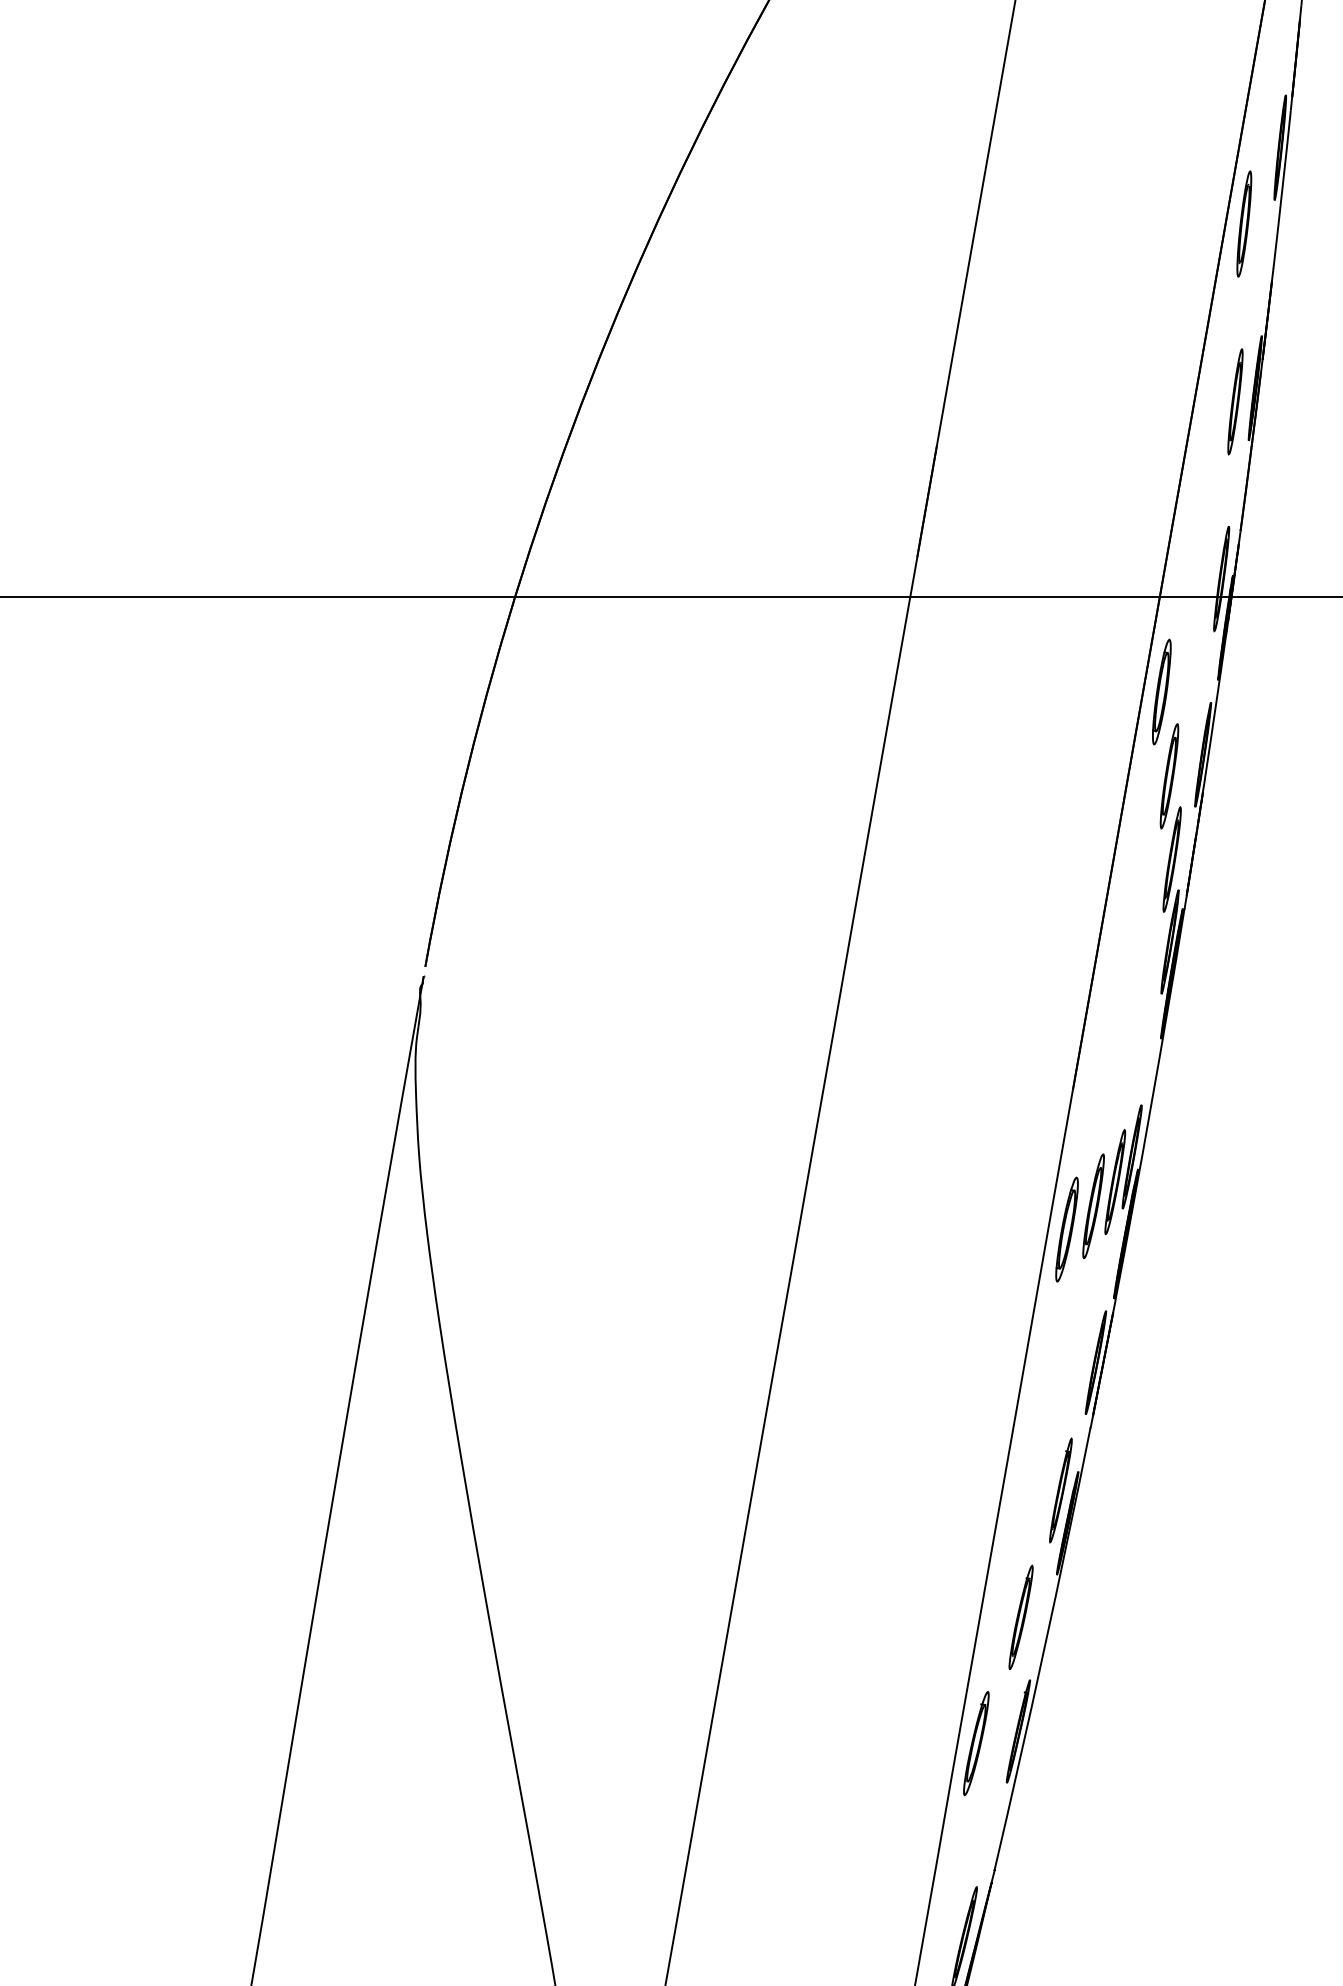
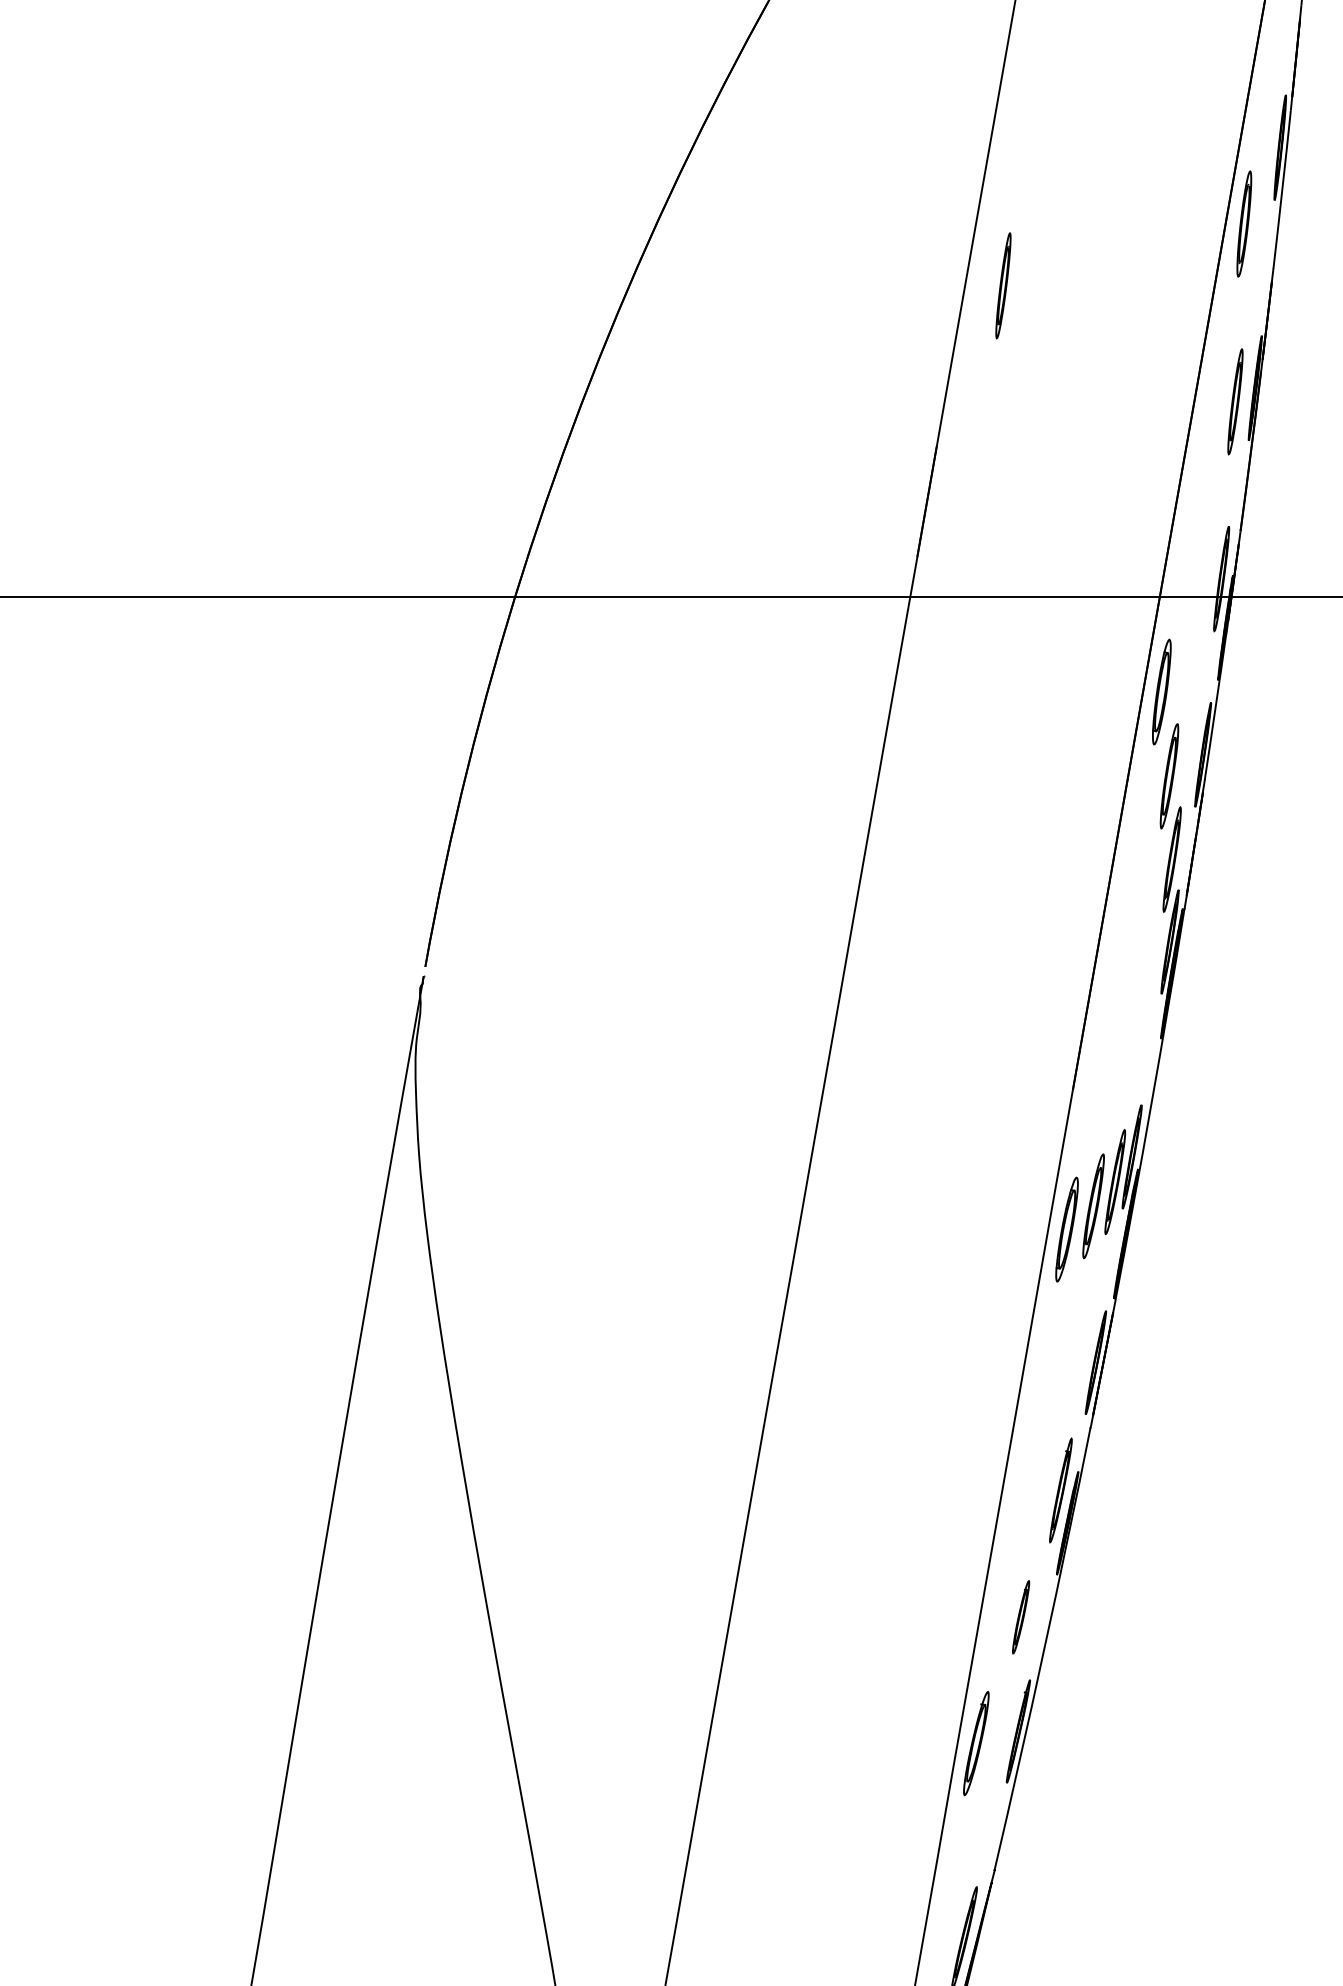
part: none -> present (1003, 285)
part size: 26x106 px -> 19x75 px (1021, 1617)
